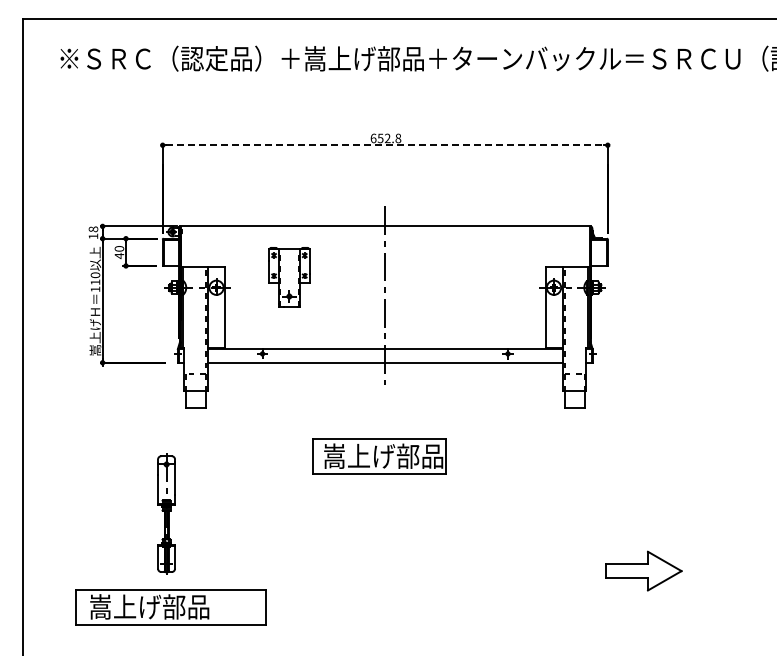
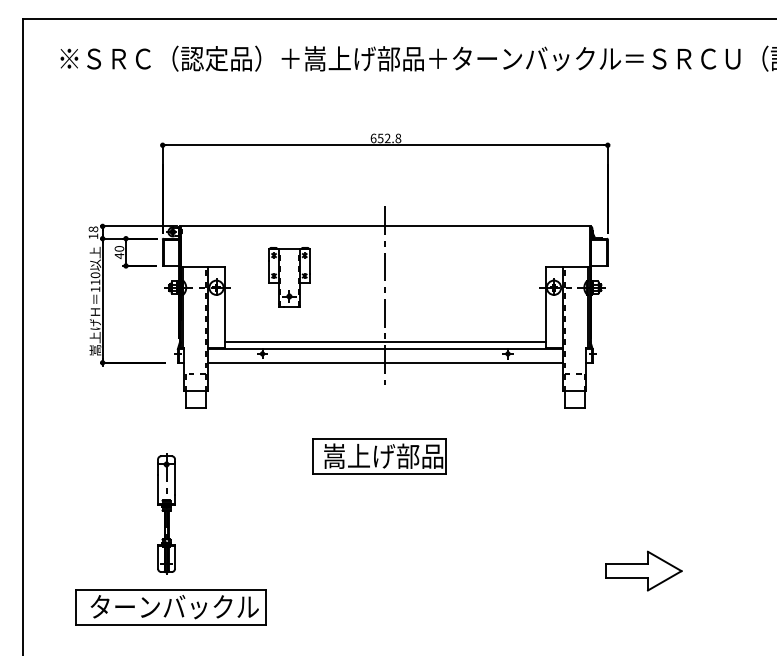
line: dashed -> solid (385, 145)
line: none -> present (385, 342)
text: 嵩上げ部品 -> ターンバックル (174, 606)
